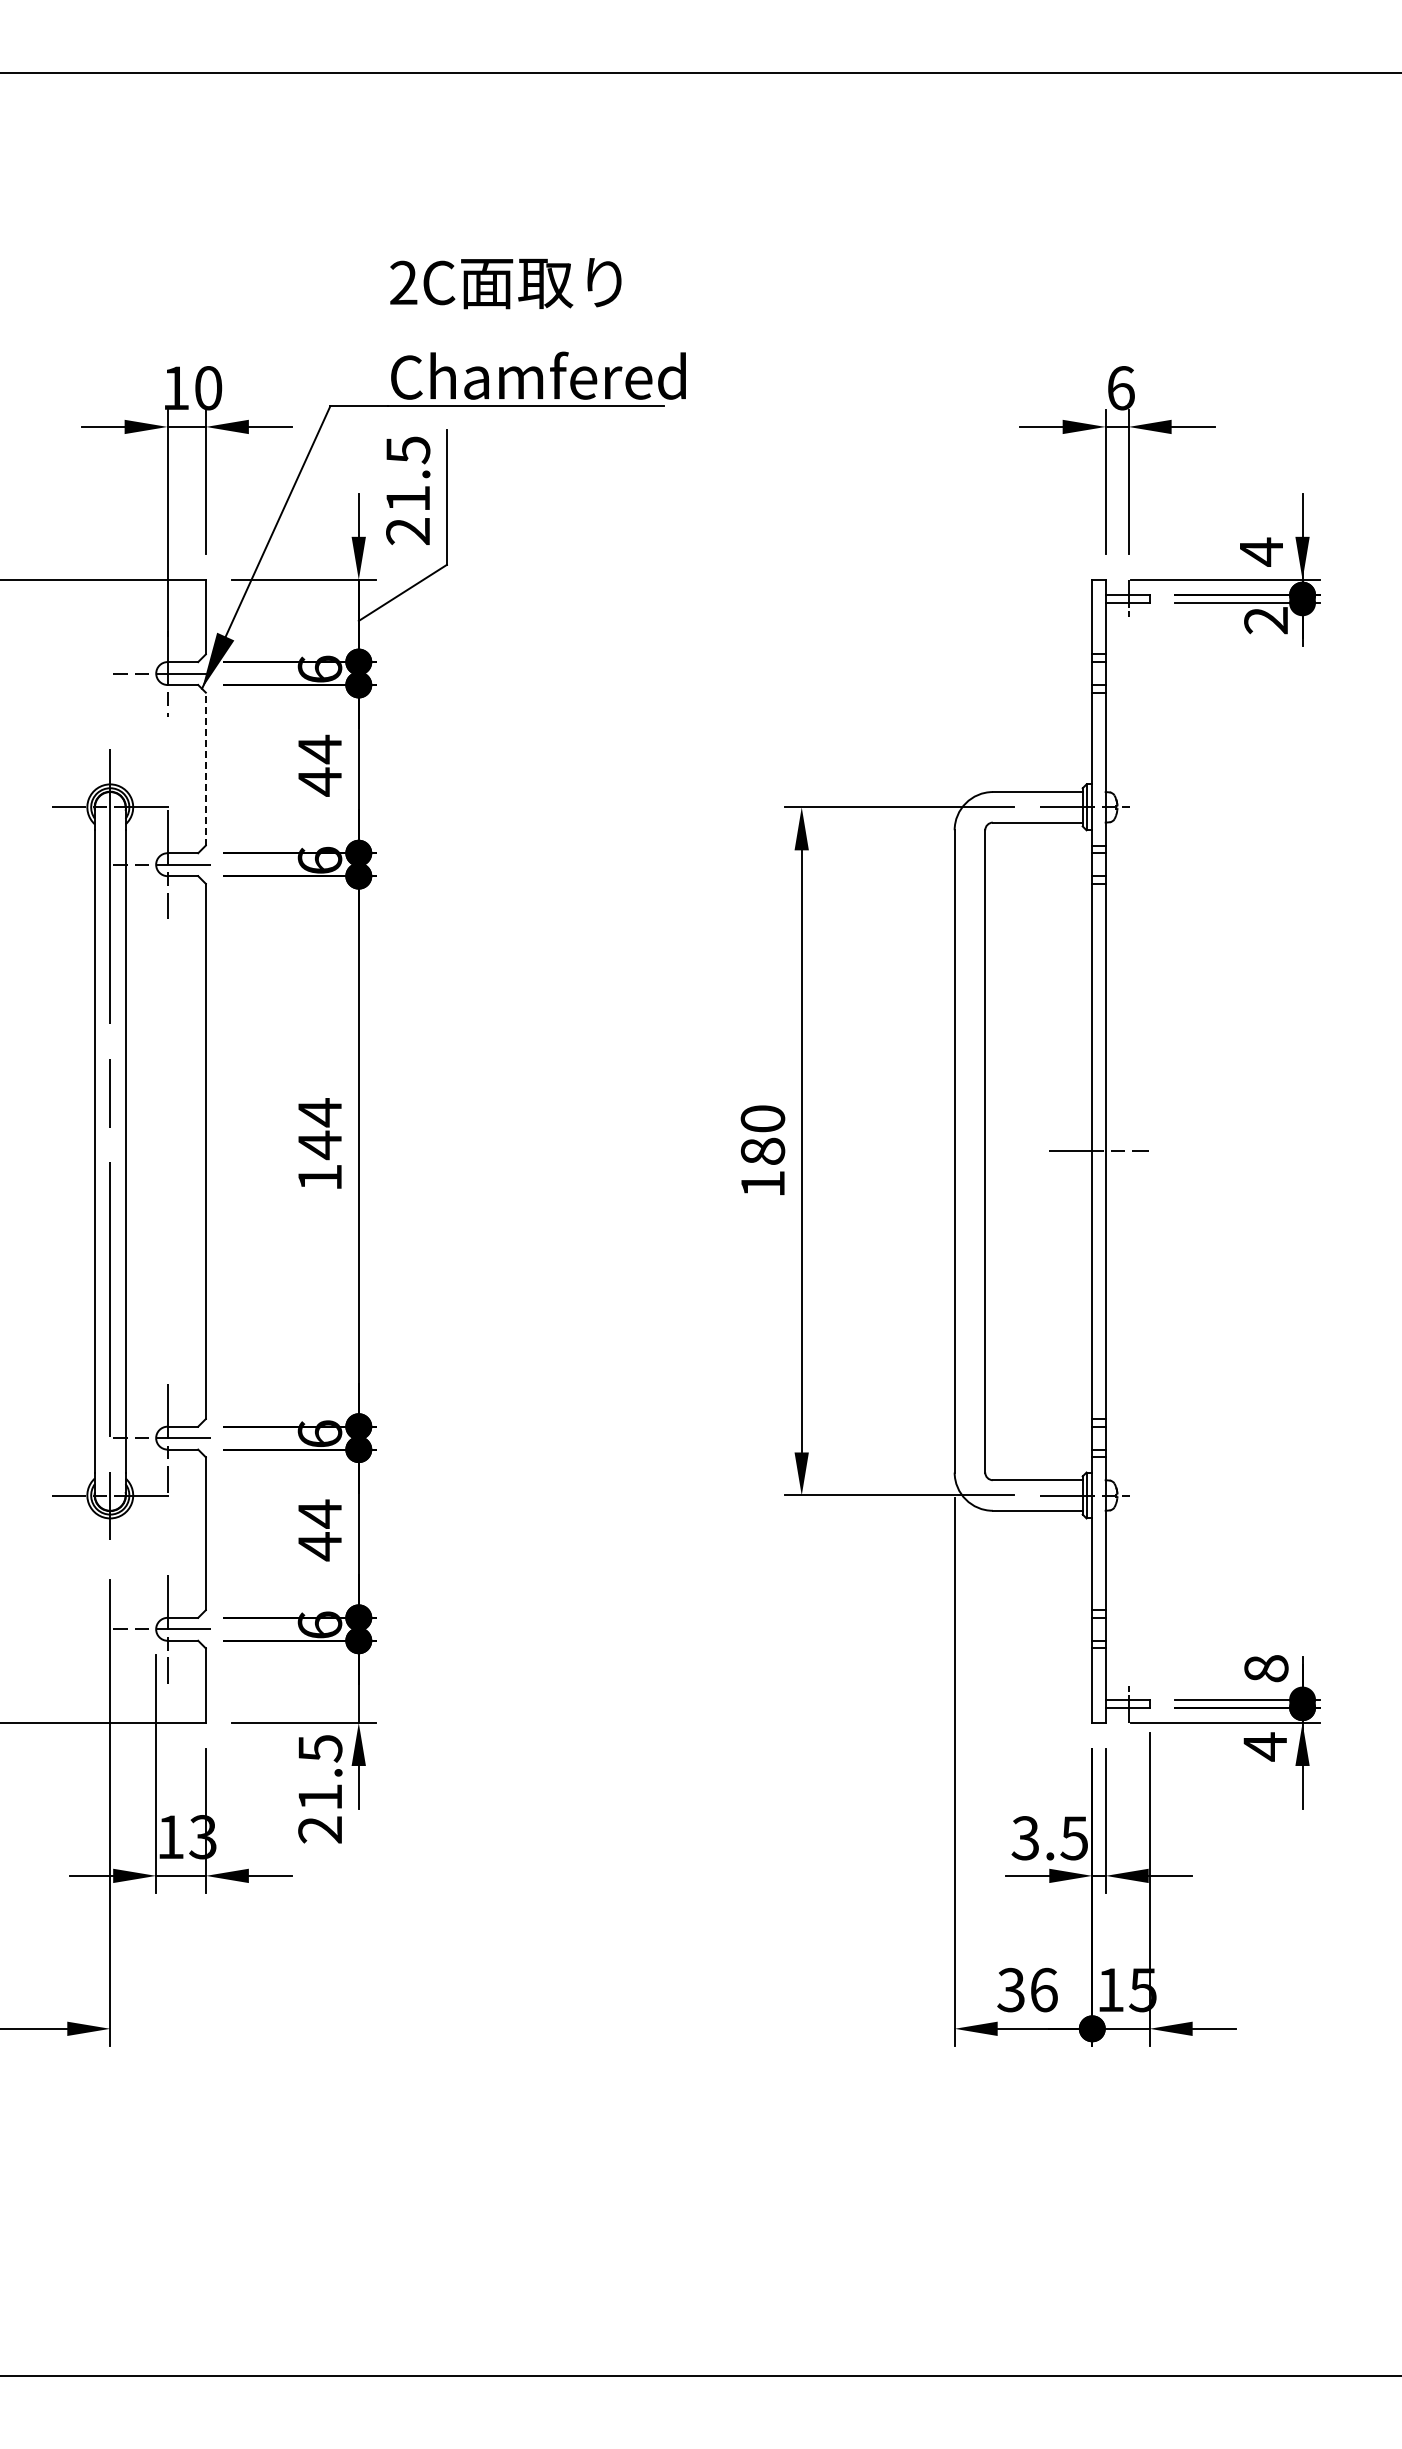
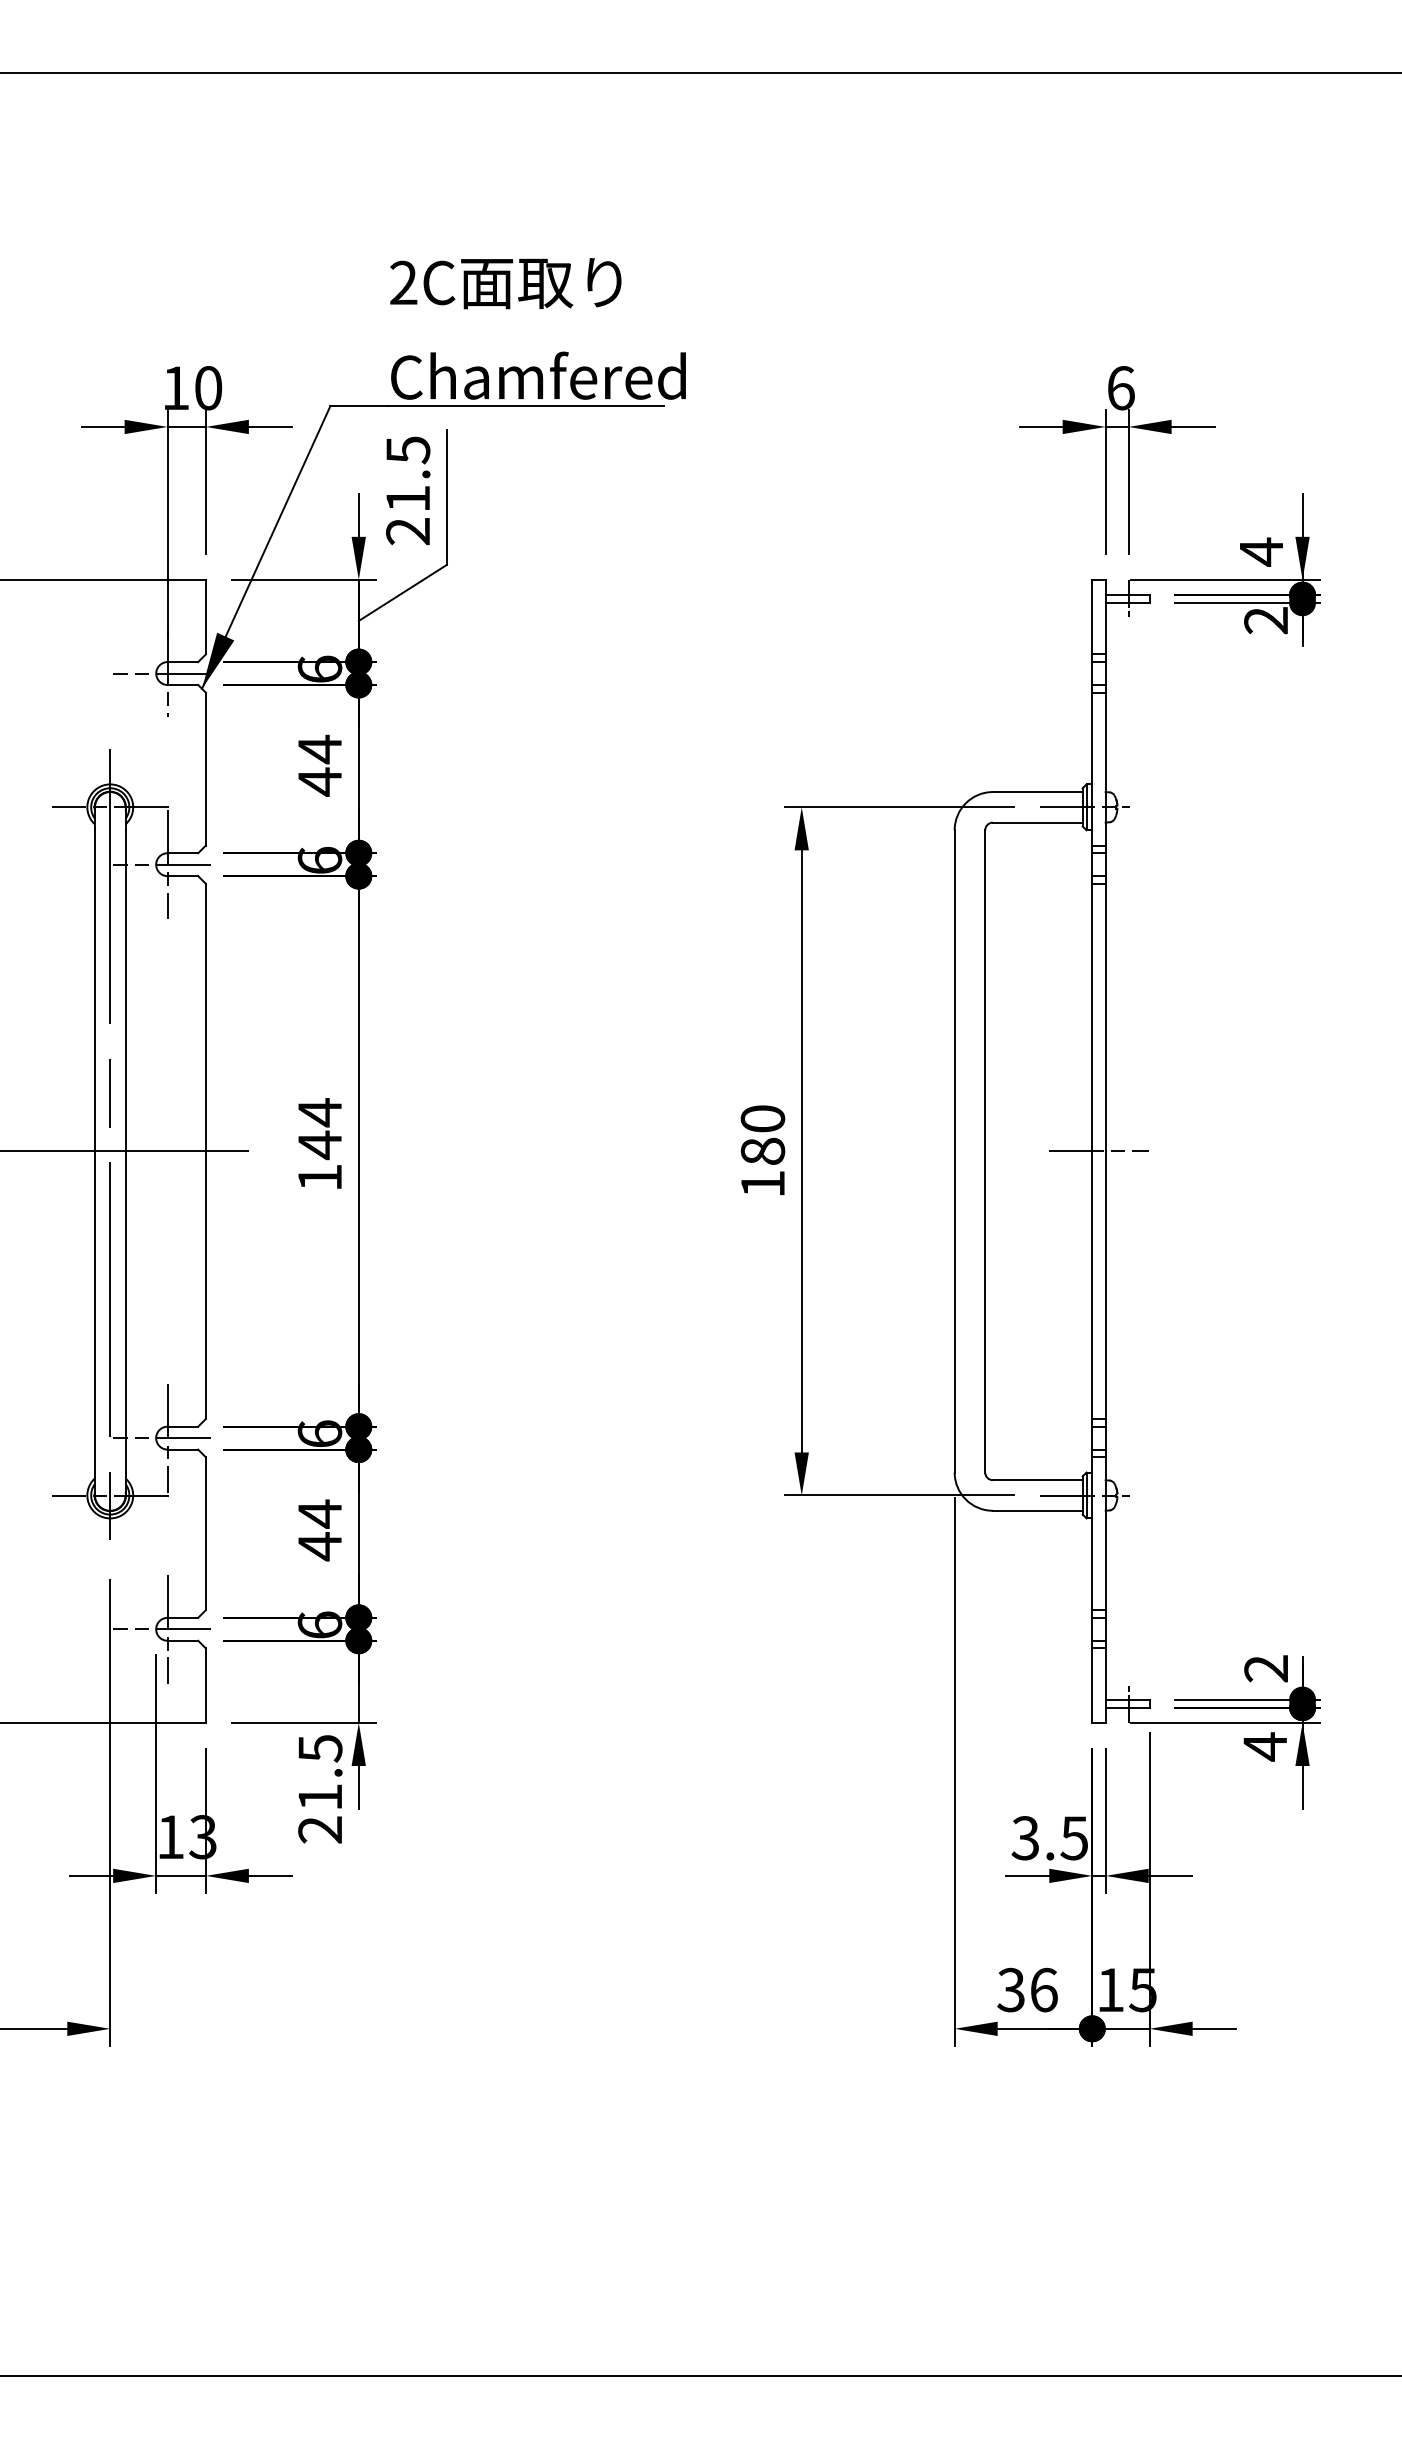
line: dashed -> solid (205, 768)
line: none -> present (125, 1151)
text: 8 -> 2 (1266, 1668)
